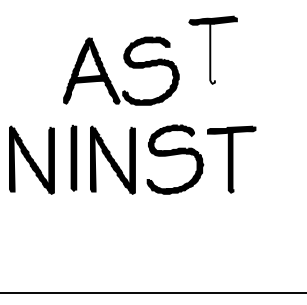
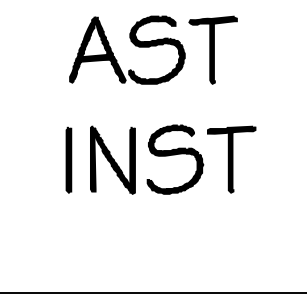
fill: none -> present (212, 53)
part position: (126, 64) -> (132, 43) (132, 43)
part position: (73, 157) -> (68, 159) (68, 159)
part: present -> none (31, 159)
